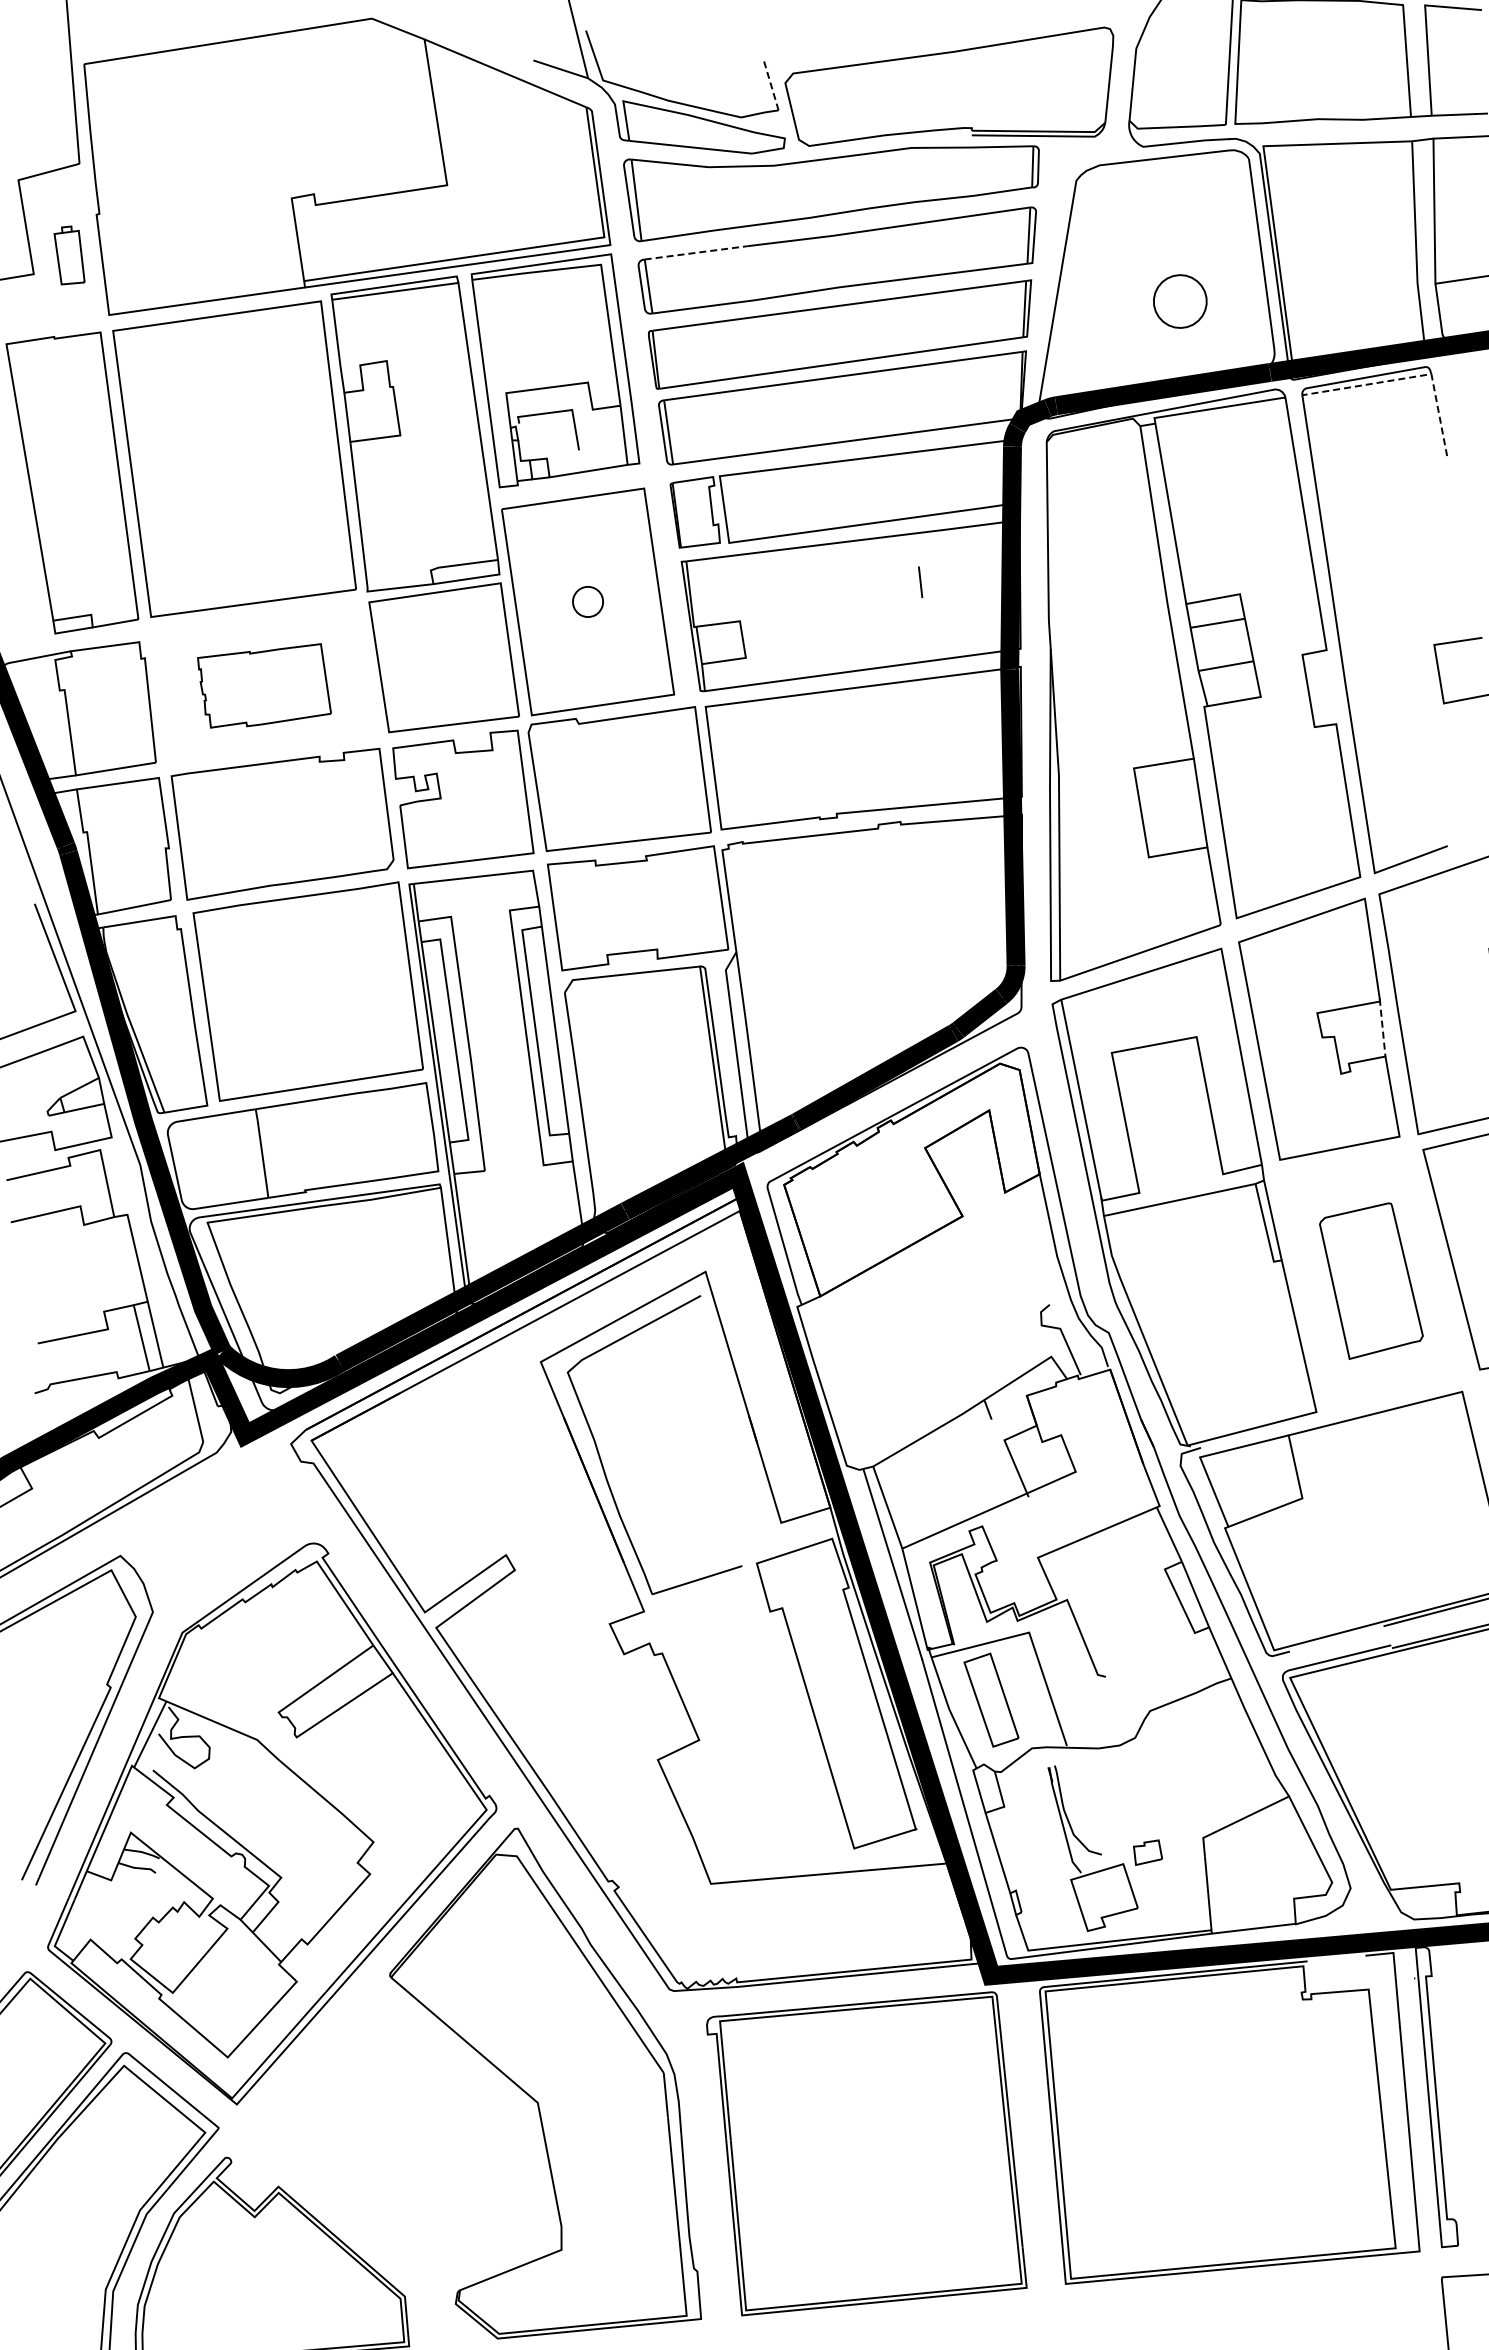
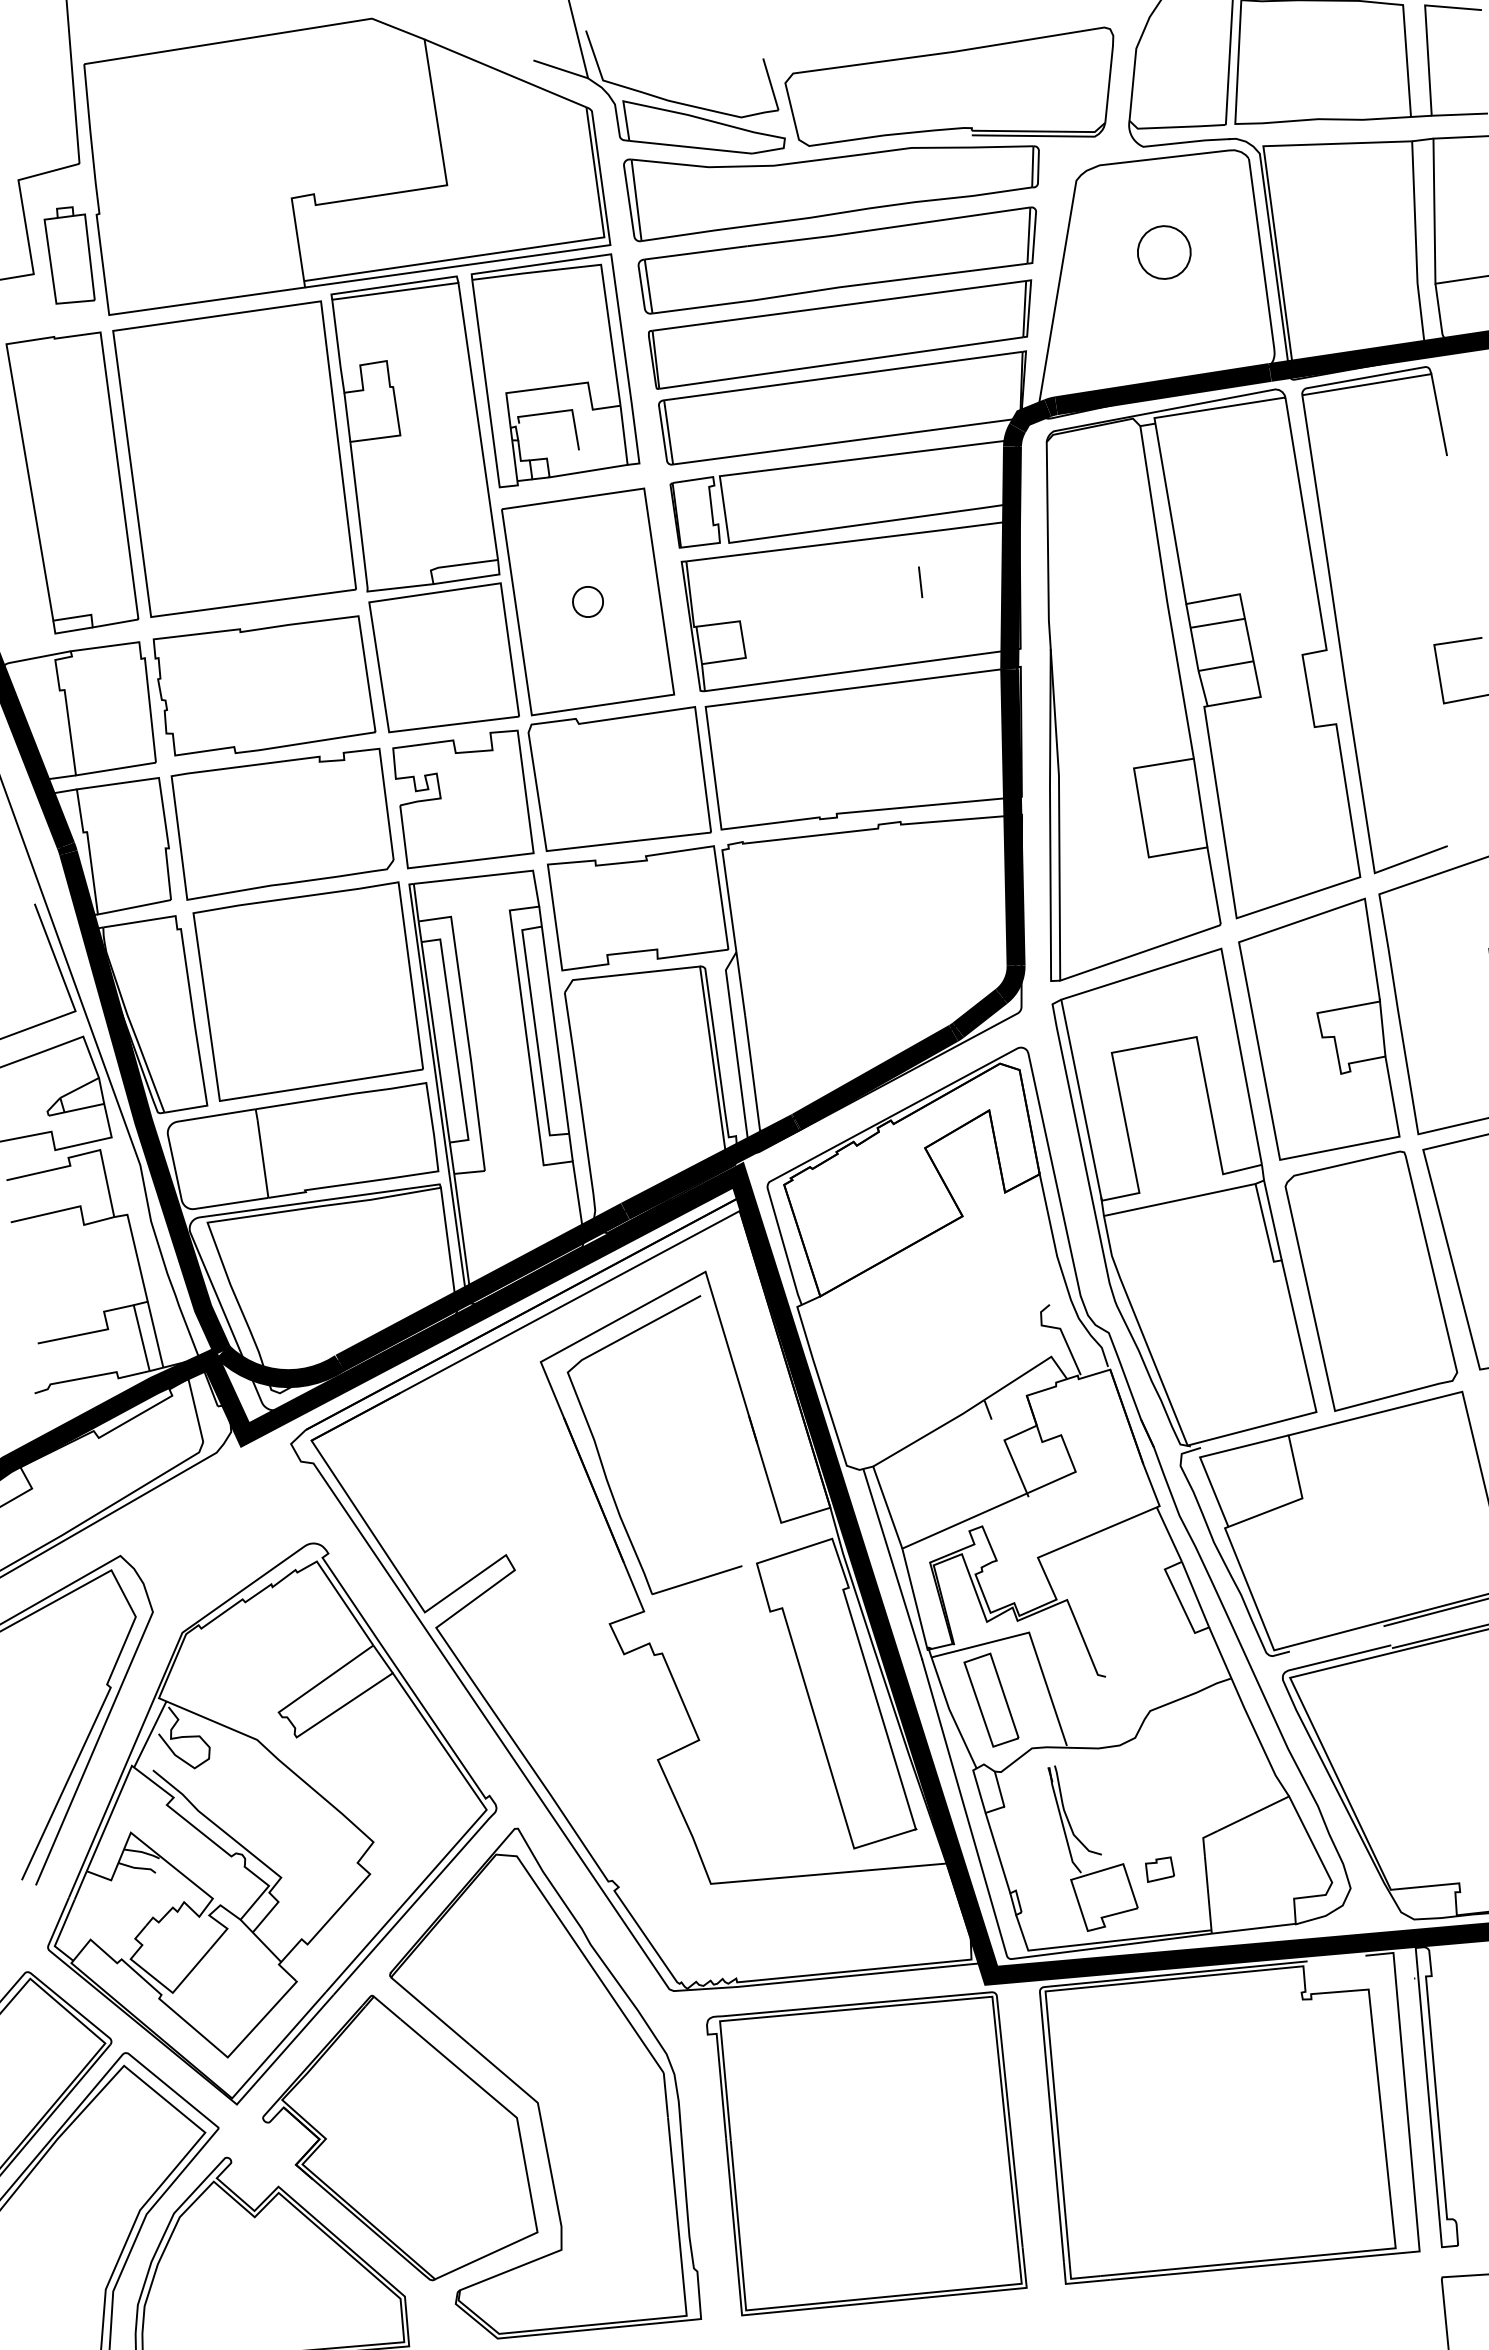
line: dashed -> solid (770, 83)
line: dashed -> solid (696, 252)
part size: 33x61 px -> 53x99 px (69, 255)
part position: (1180, 301) -> (1164, 252) (1164, 252)
line: dashed -> solid (1408, 377)
part size: 135x86 px -> 225x142 px (264, 685)
line: dashed -> solid (1382, 1026)
part size: 105x158 px -> 175x262 px (1371, 1280)
part position: (1148, 1852) -> (1160, 1869) (1160, 1869)
part: none -> present (400, 2137)
